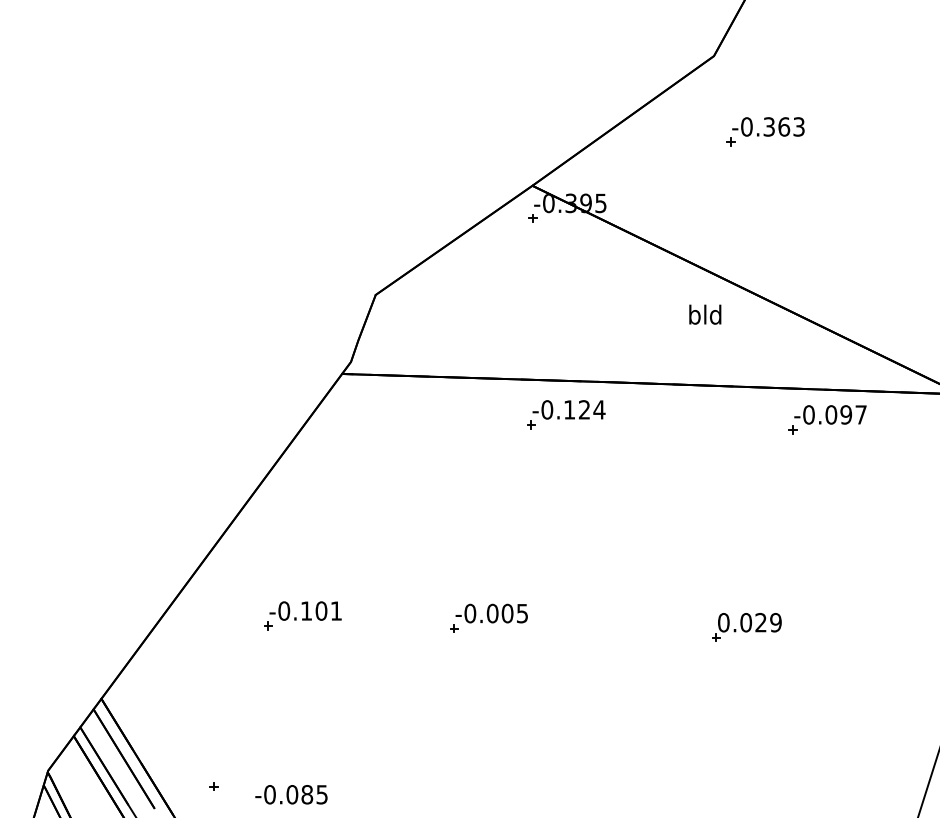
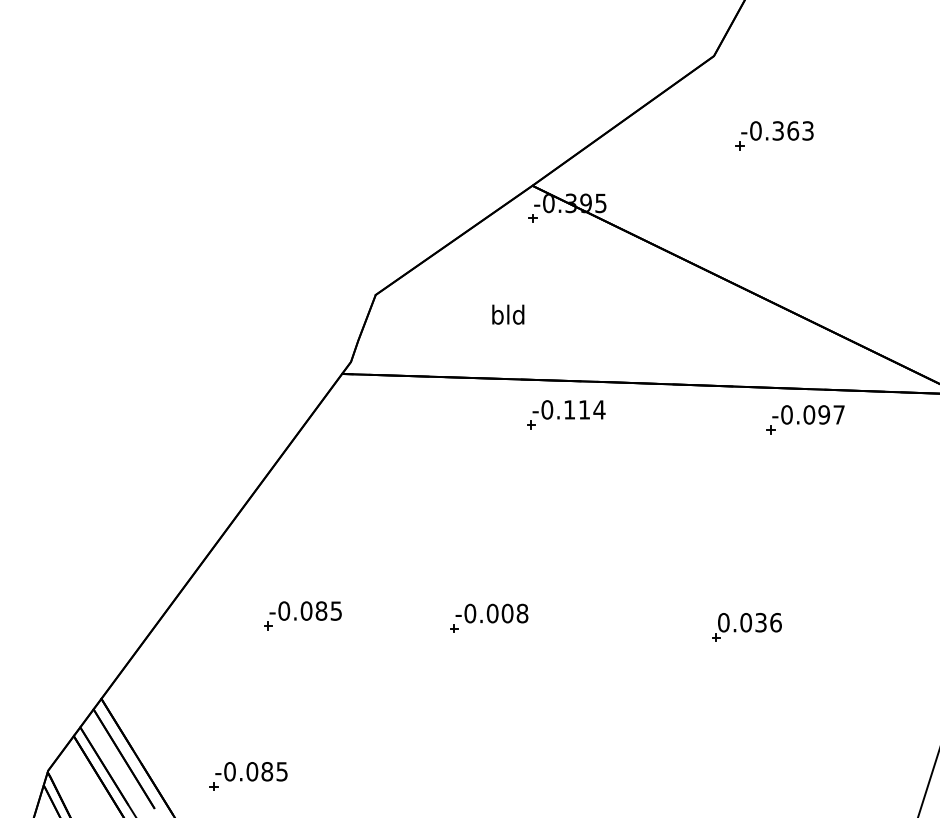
part position: (765, 131) -> (774, 135) (774, 135)
text position: (705, 314) -> (508, 314) (508, 314)
text: -0.124 -> -0.114 (584, 409)
part position: (827, 419) -> (805, 419) (805, 419)
text: -0.101 -> -0.085 (320, 610)
text: -0.005 -> -0.008 (522, 613)
text: 0.029 -> 0.036 (768, 622)
text position: (291, 794) -> (251, 771) (251, 771)
